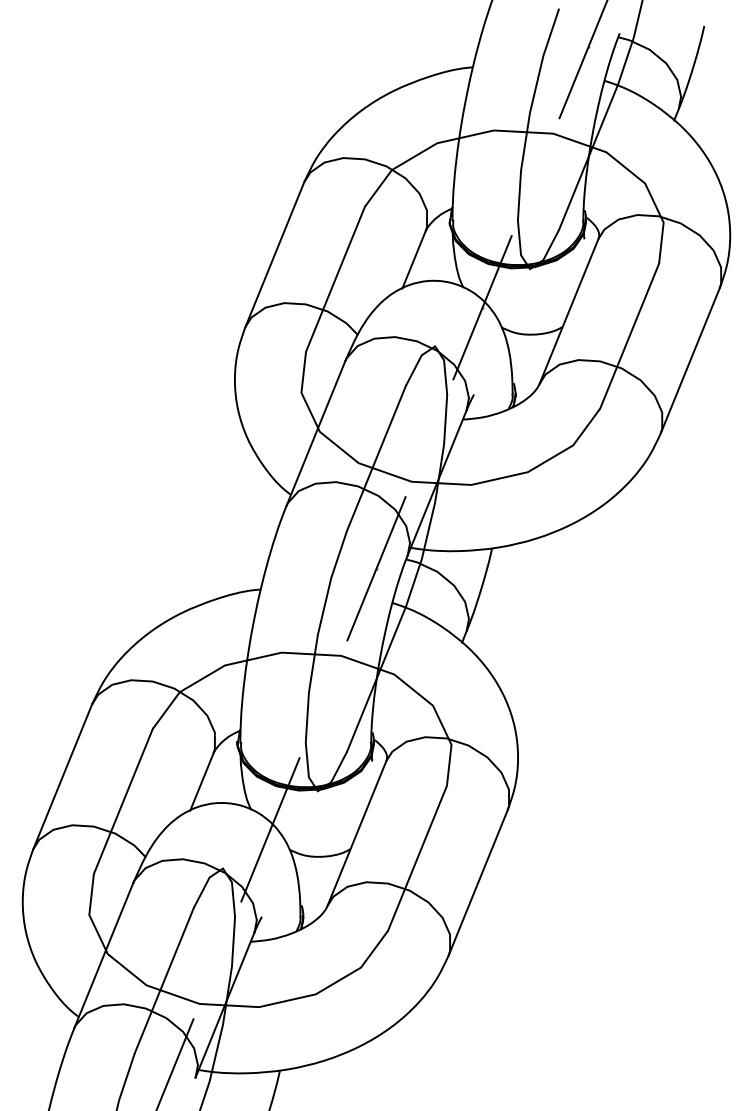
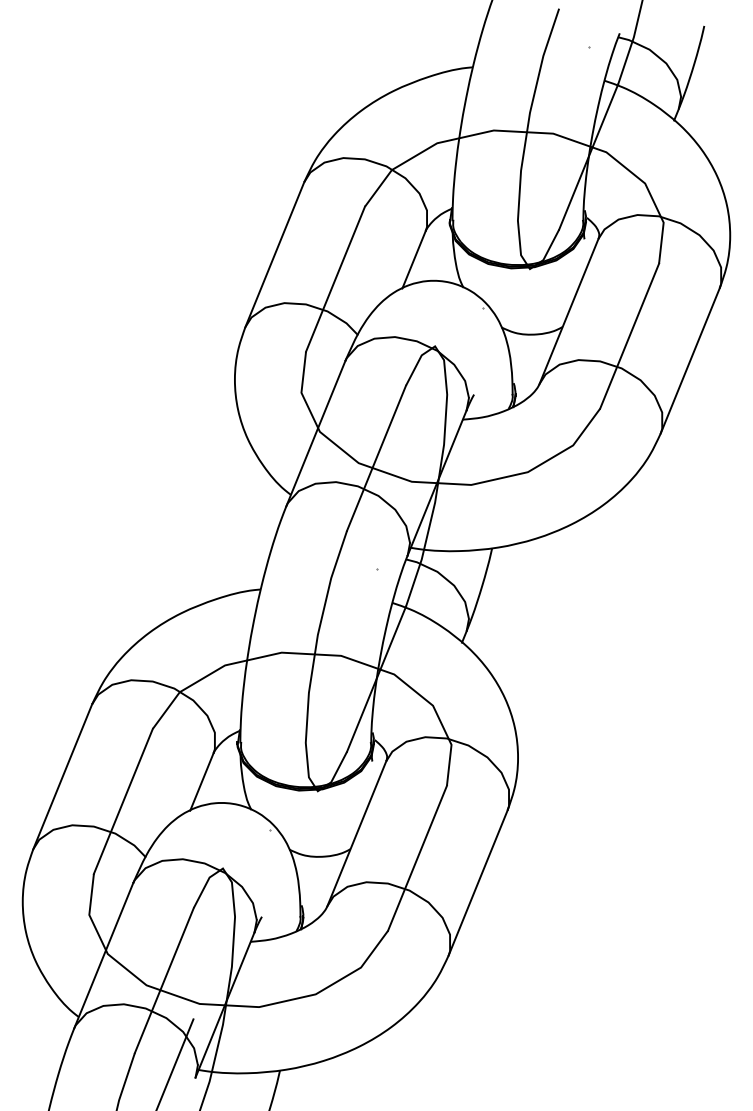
line: present -> none (582, 60)
line: present -> none (482, 307)
line: present -> none (376, 568)
line: present -> none (269, 829)
